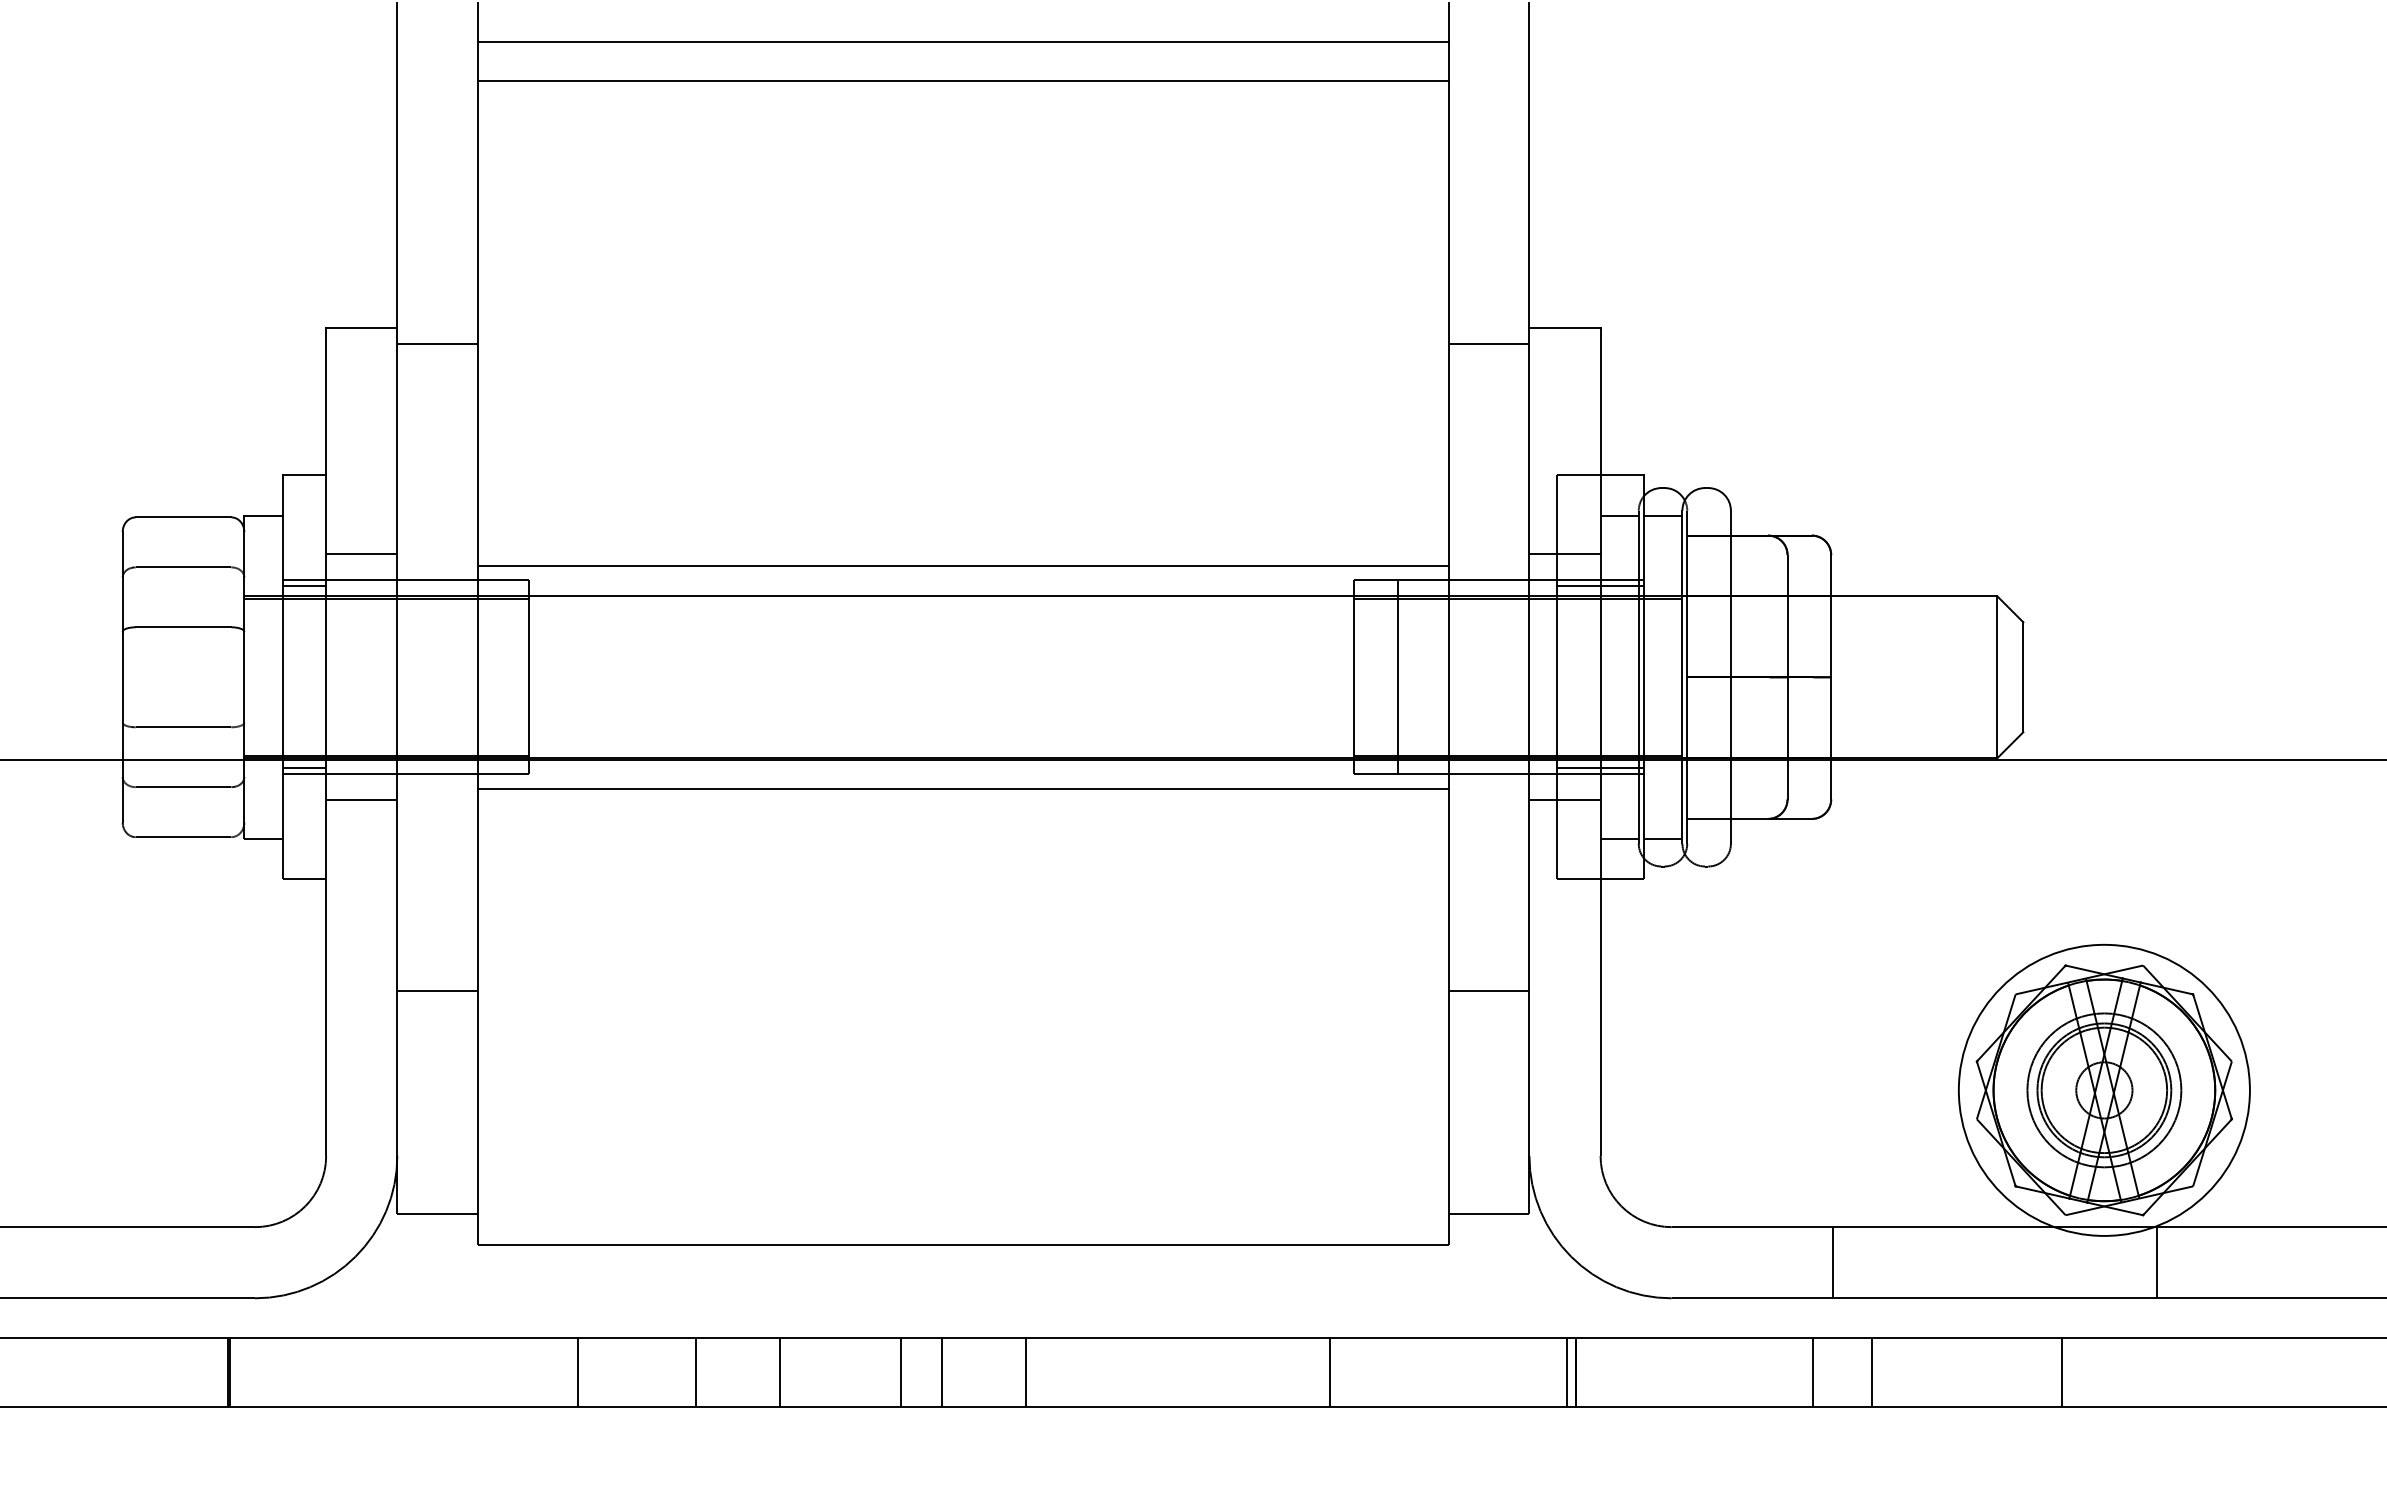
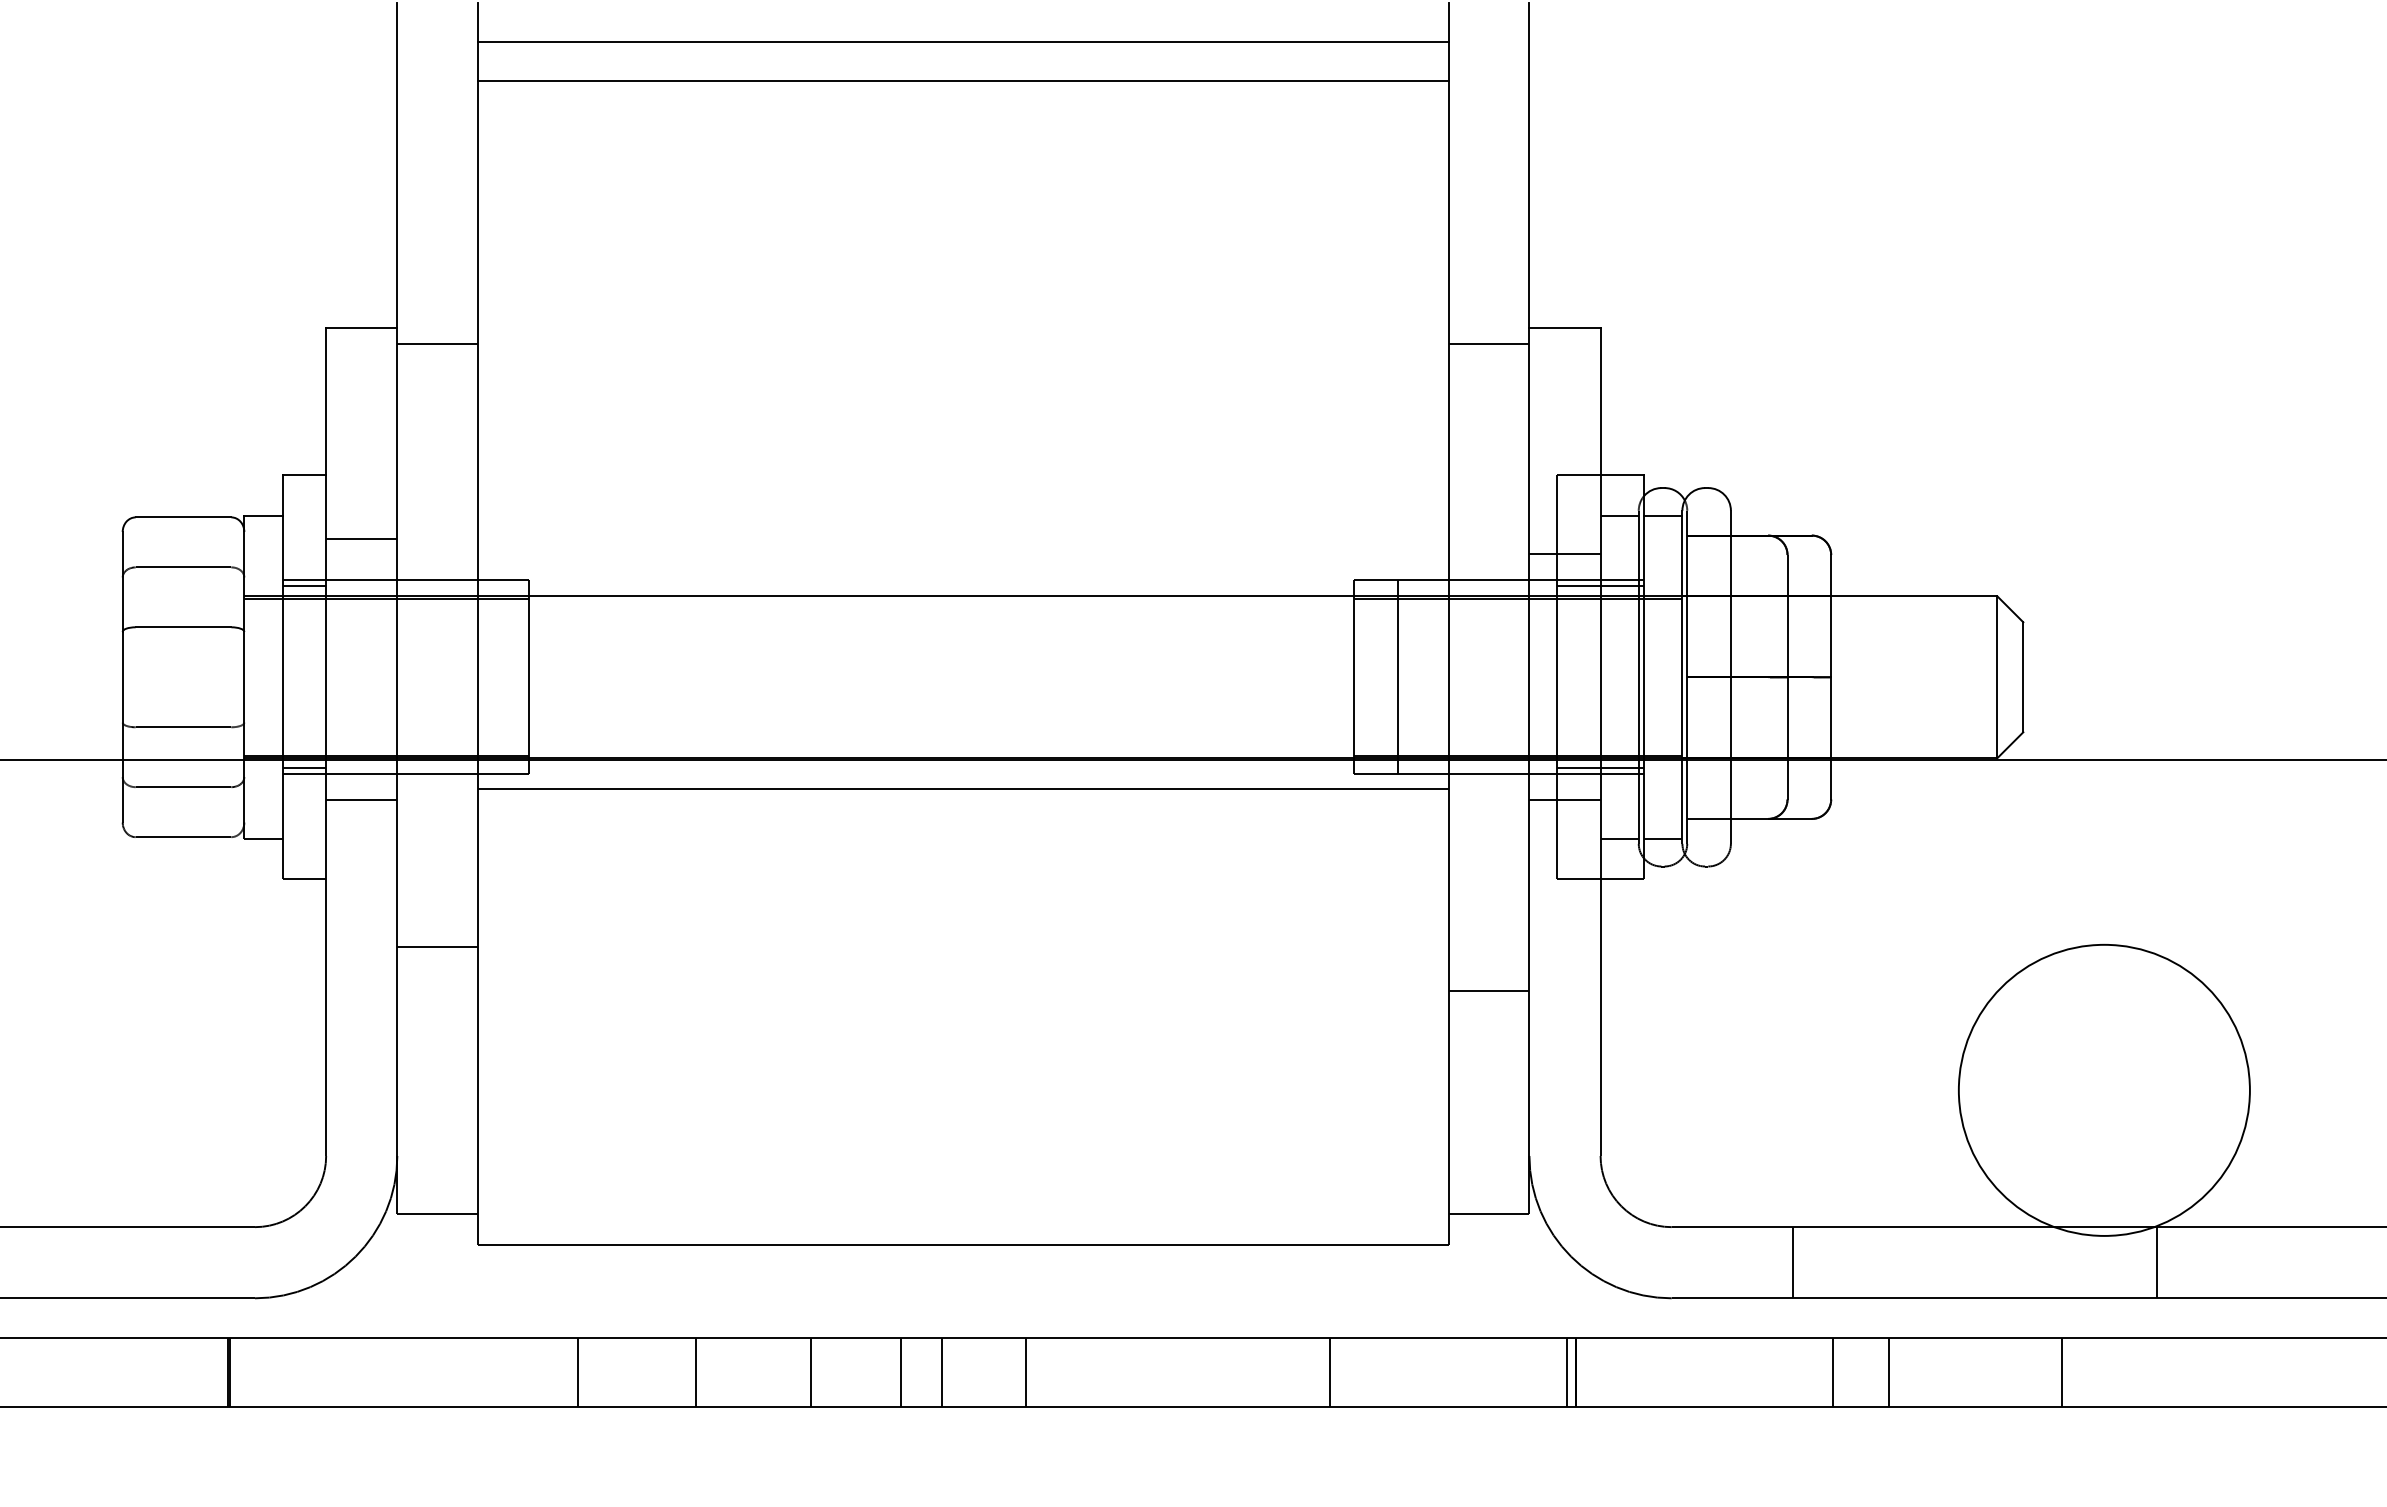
line position: (361, 554) -> (361, 539) (361, 539)
line: present -> none (963, 566)
line position: (437, 991) -> (437, 947) (437, 947)
part: present -> none (2103, 1090)
line position: (1833, 1262) -> (1793, 1262) (1793, 1262)
line position: (779, 1372) -> (810, 1372) (810, 1372)
line position: (1812, 1372) -> (1832, 1372) (1832, 1372)
line position: (1871, 1372) -> (1888, 1372) (1888, 1372)
